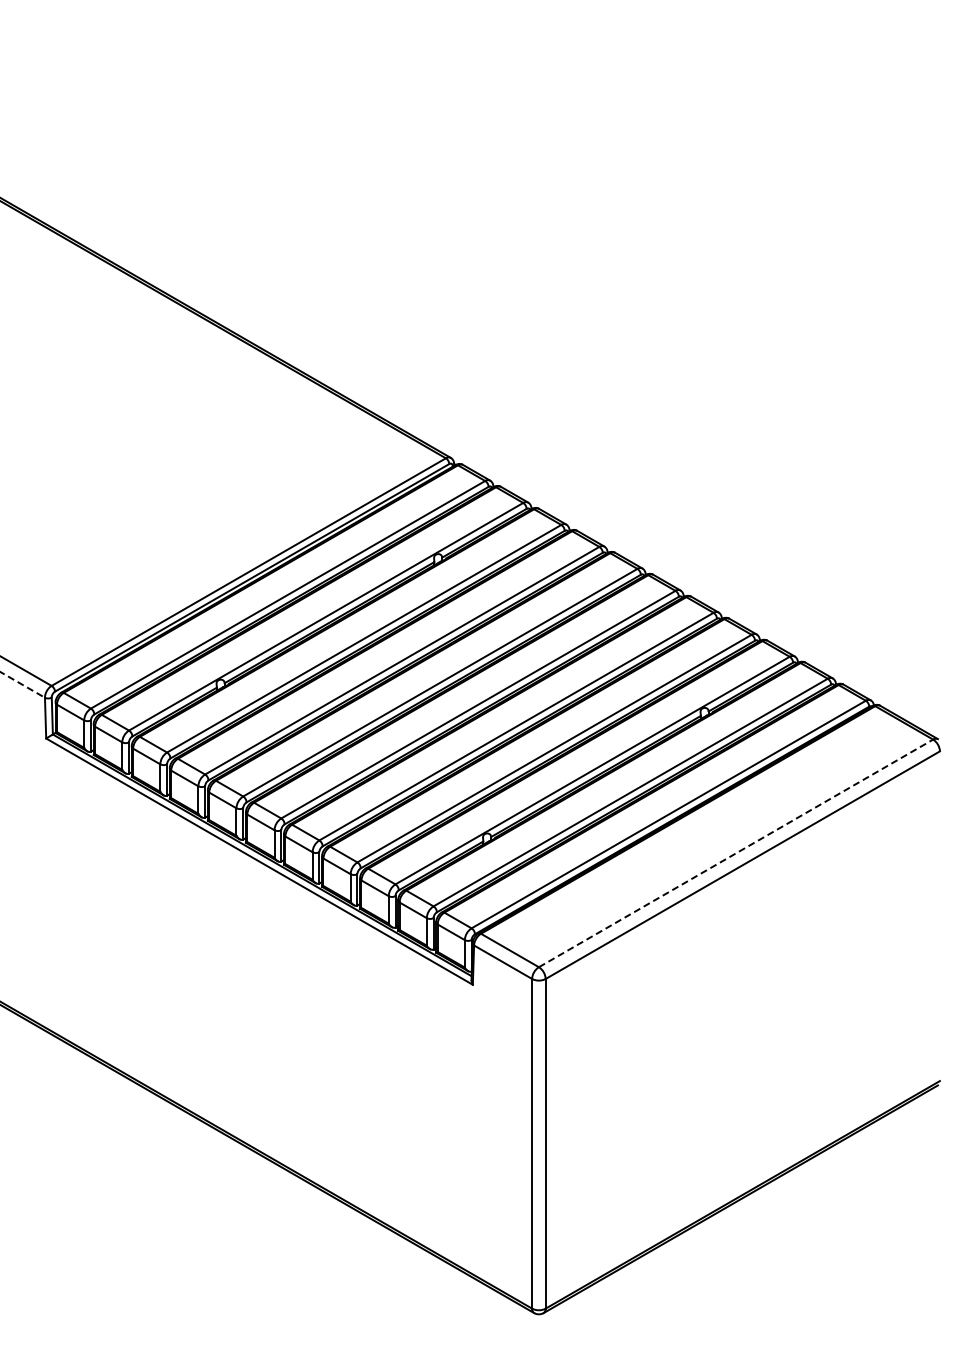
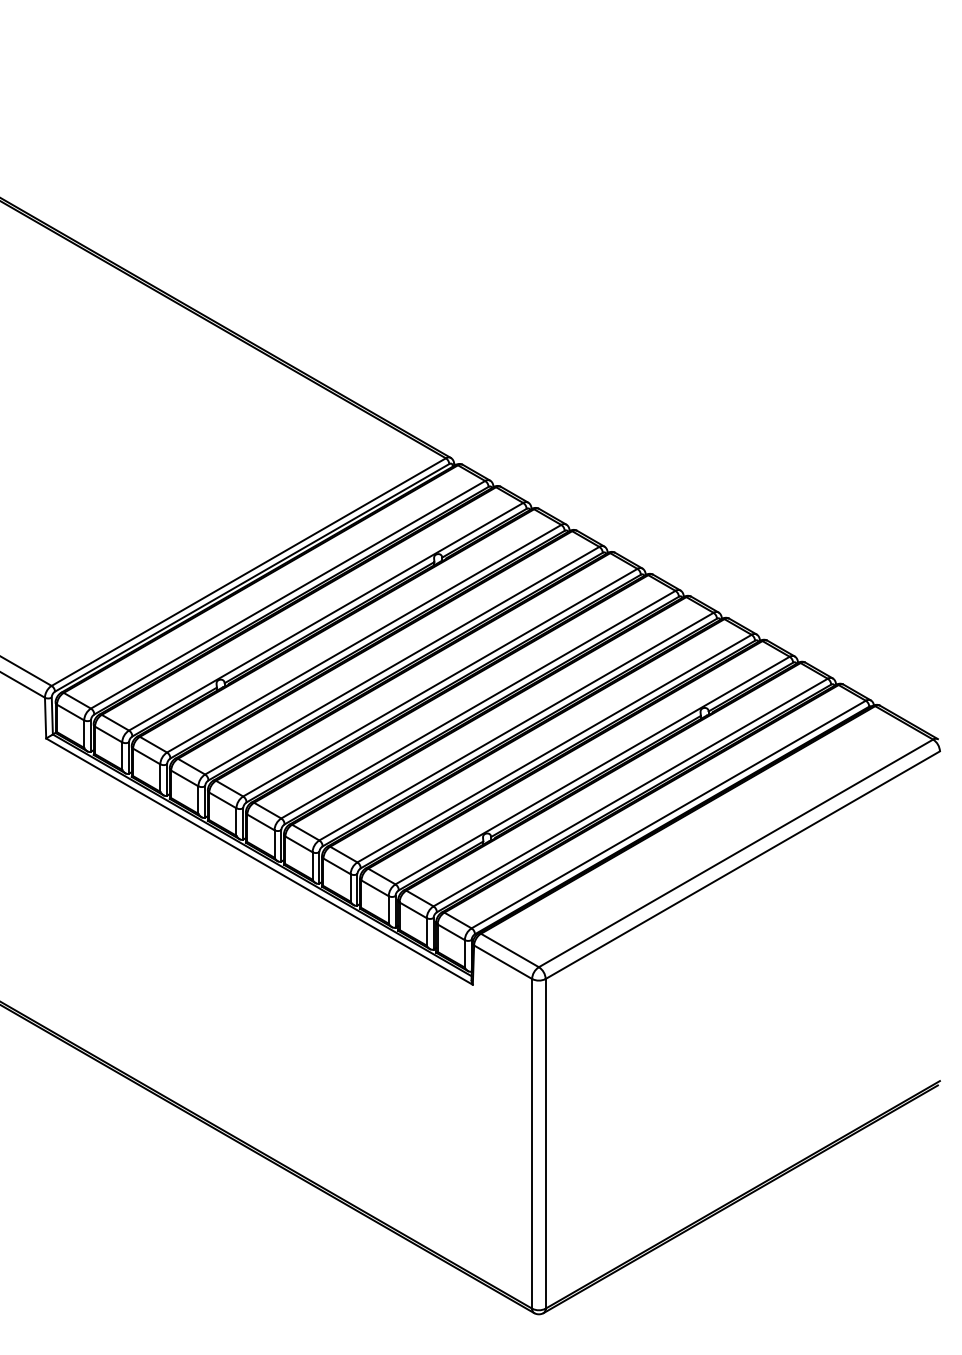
line: dashed -> solid (23, 685)
line: dashed -> solid (736, 853)
